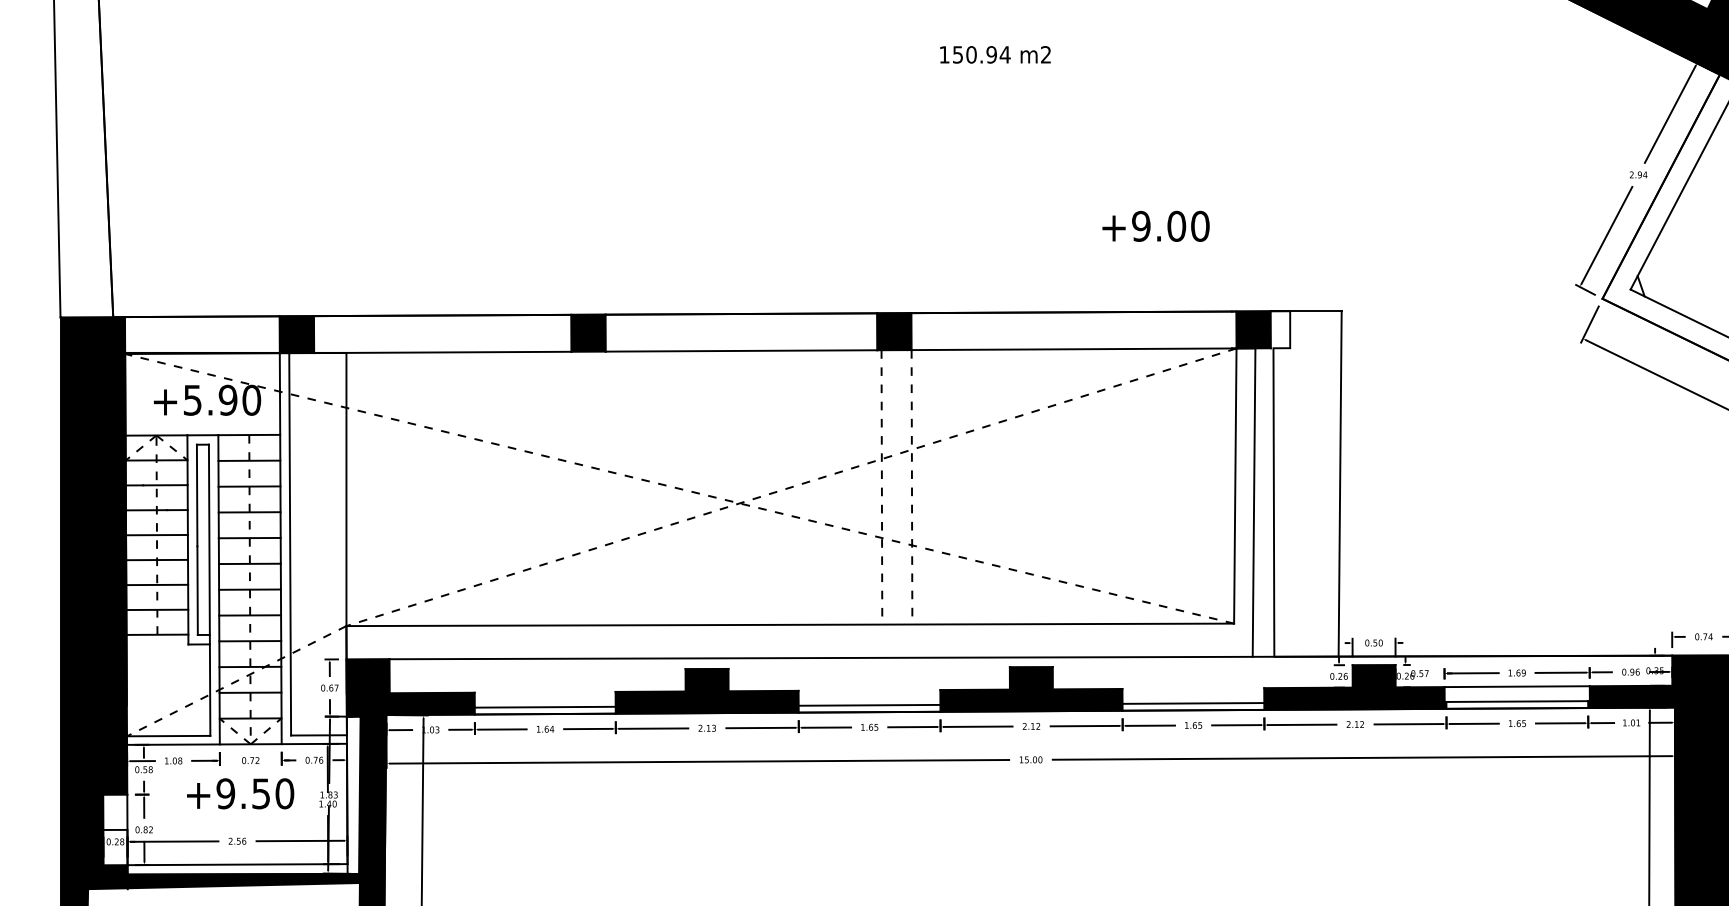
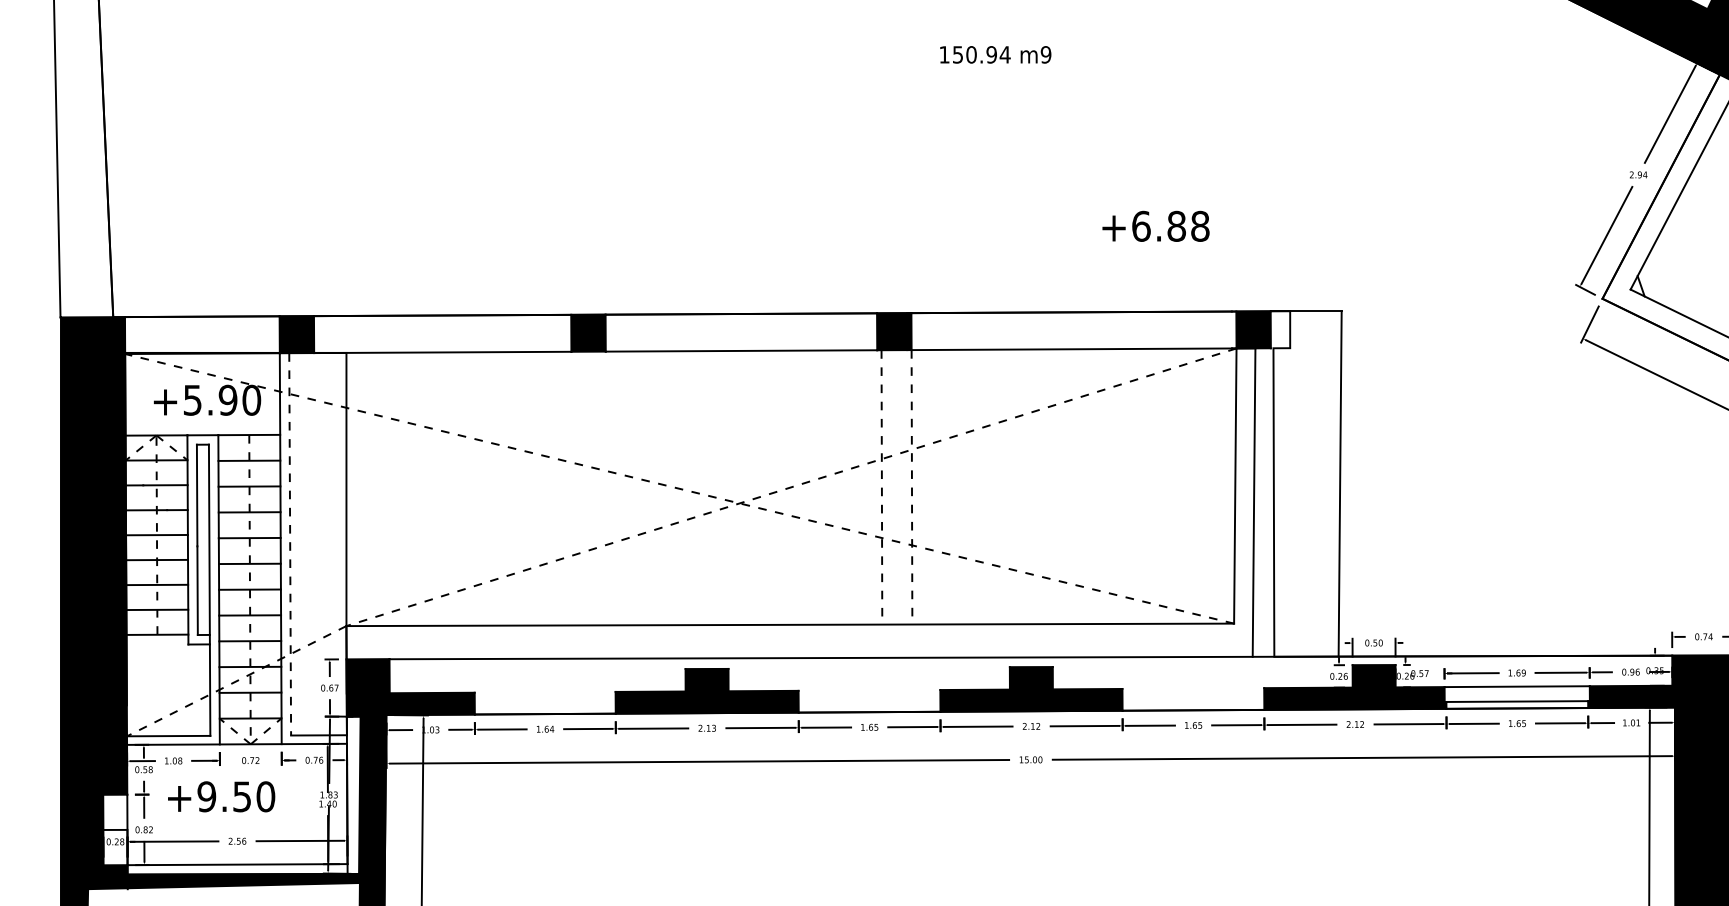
text: m2 -> m9 (1045, 54)
text: +9.00 -> +6.88 (1170, 225)
line: solid -> dashed (290, 544)
line: present -> none (1193, 703)
line: present -> none (869, 704)
line: present -> none (544, 706)
text position: (240, 793) -> (221, 796) (221, 796)
